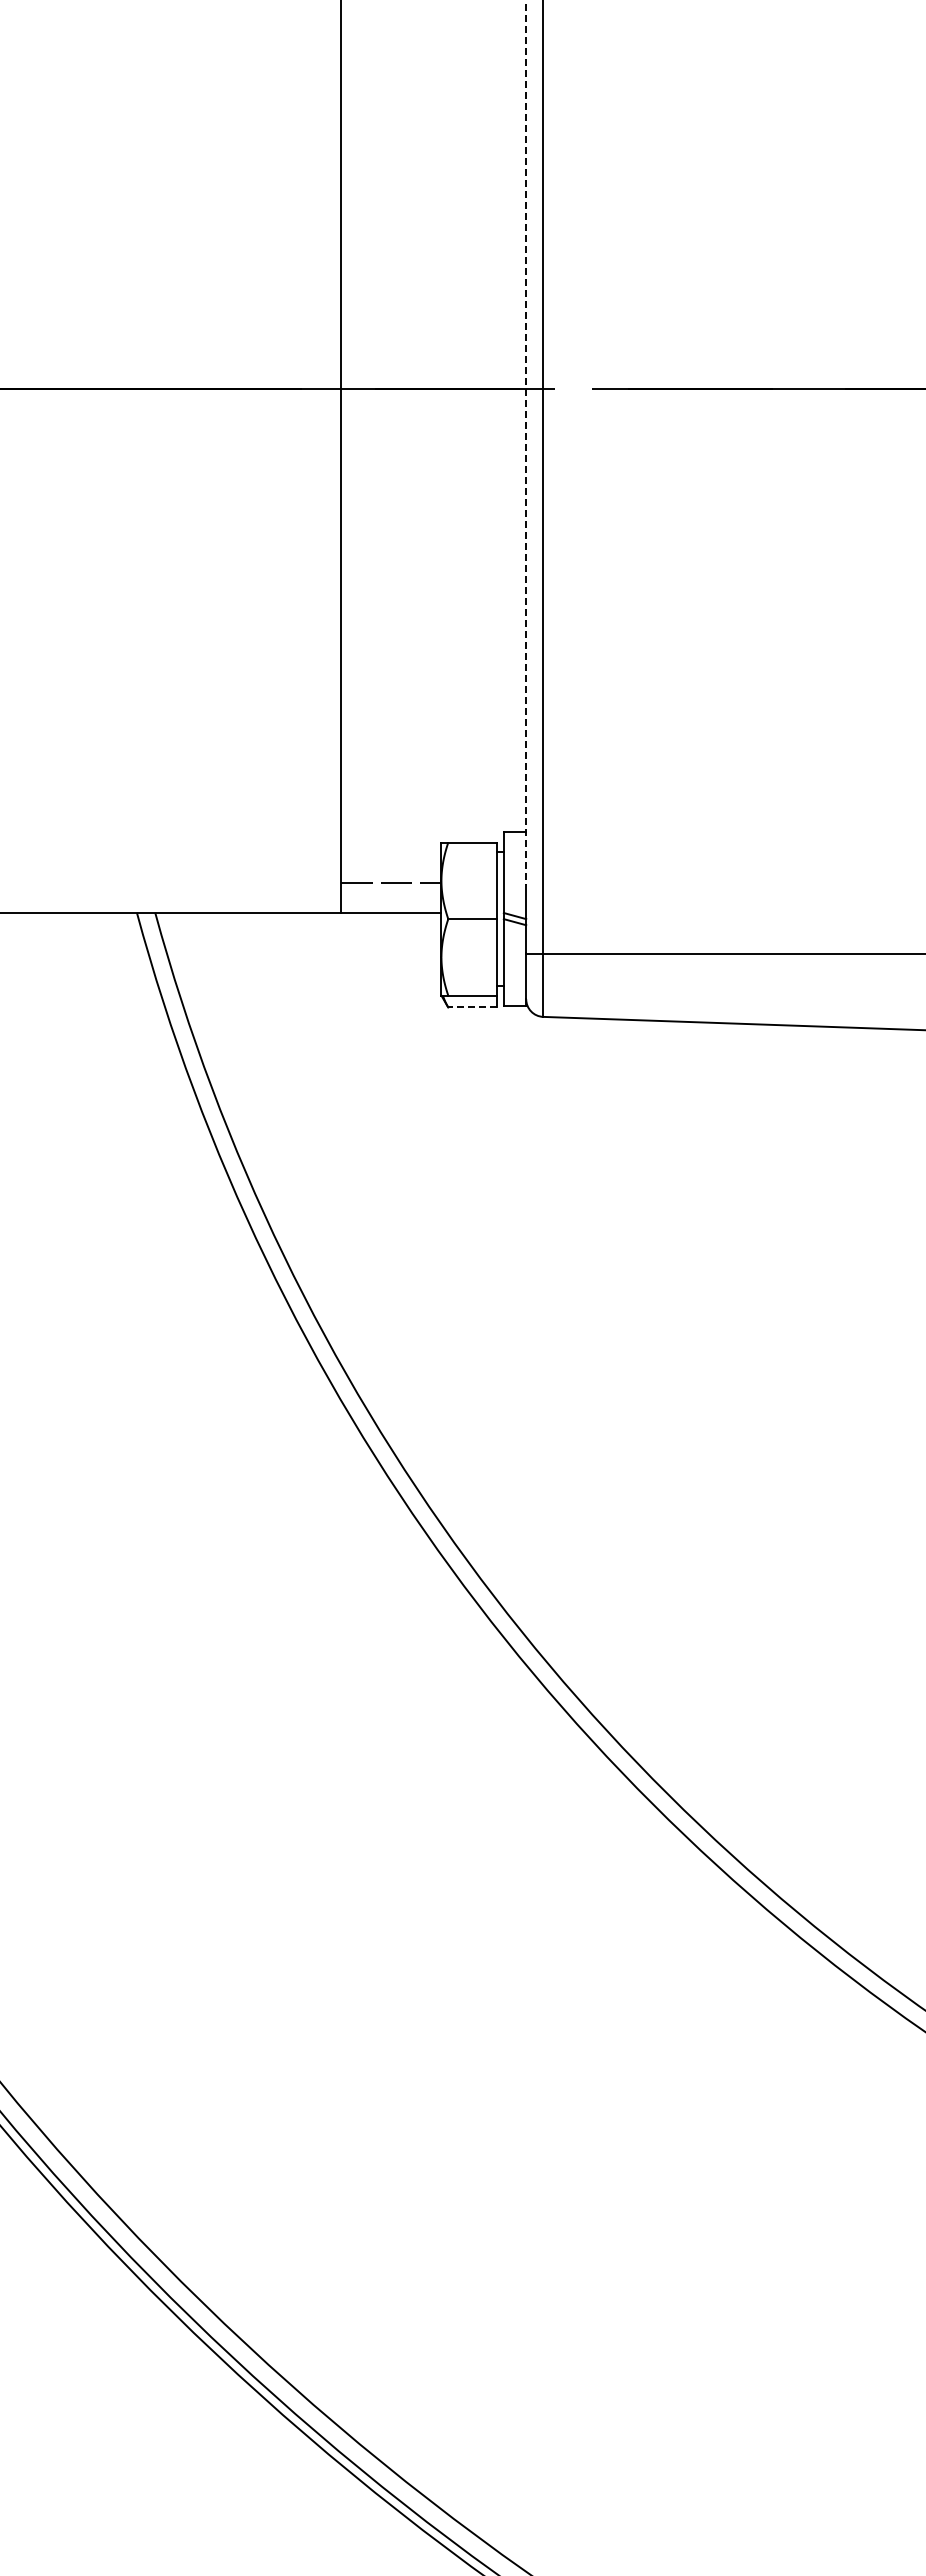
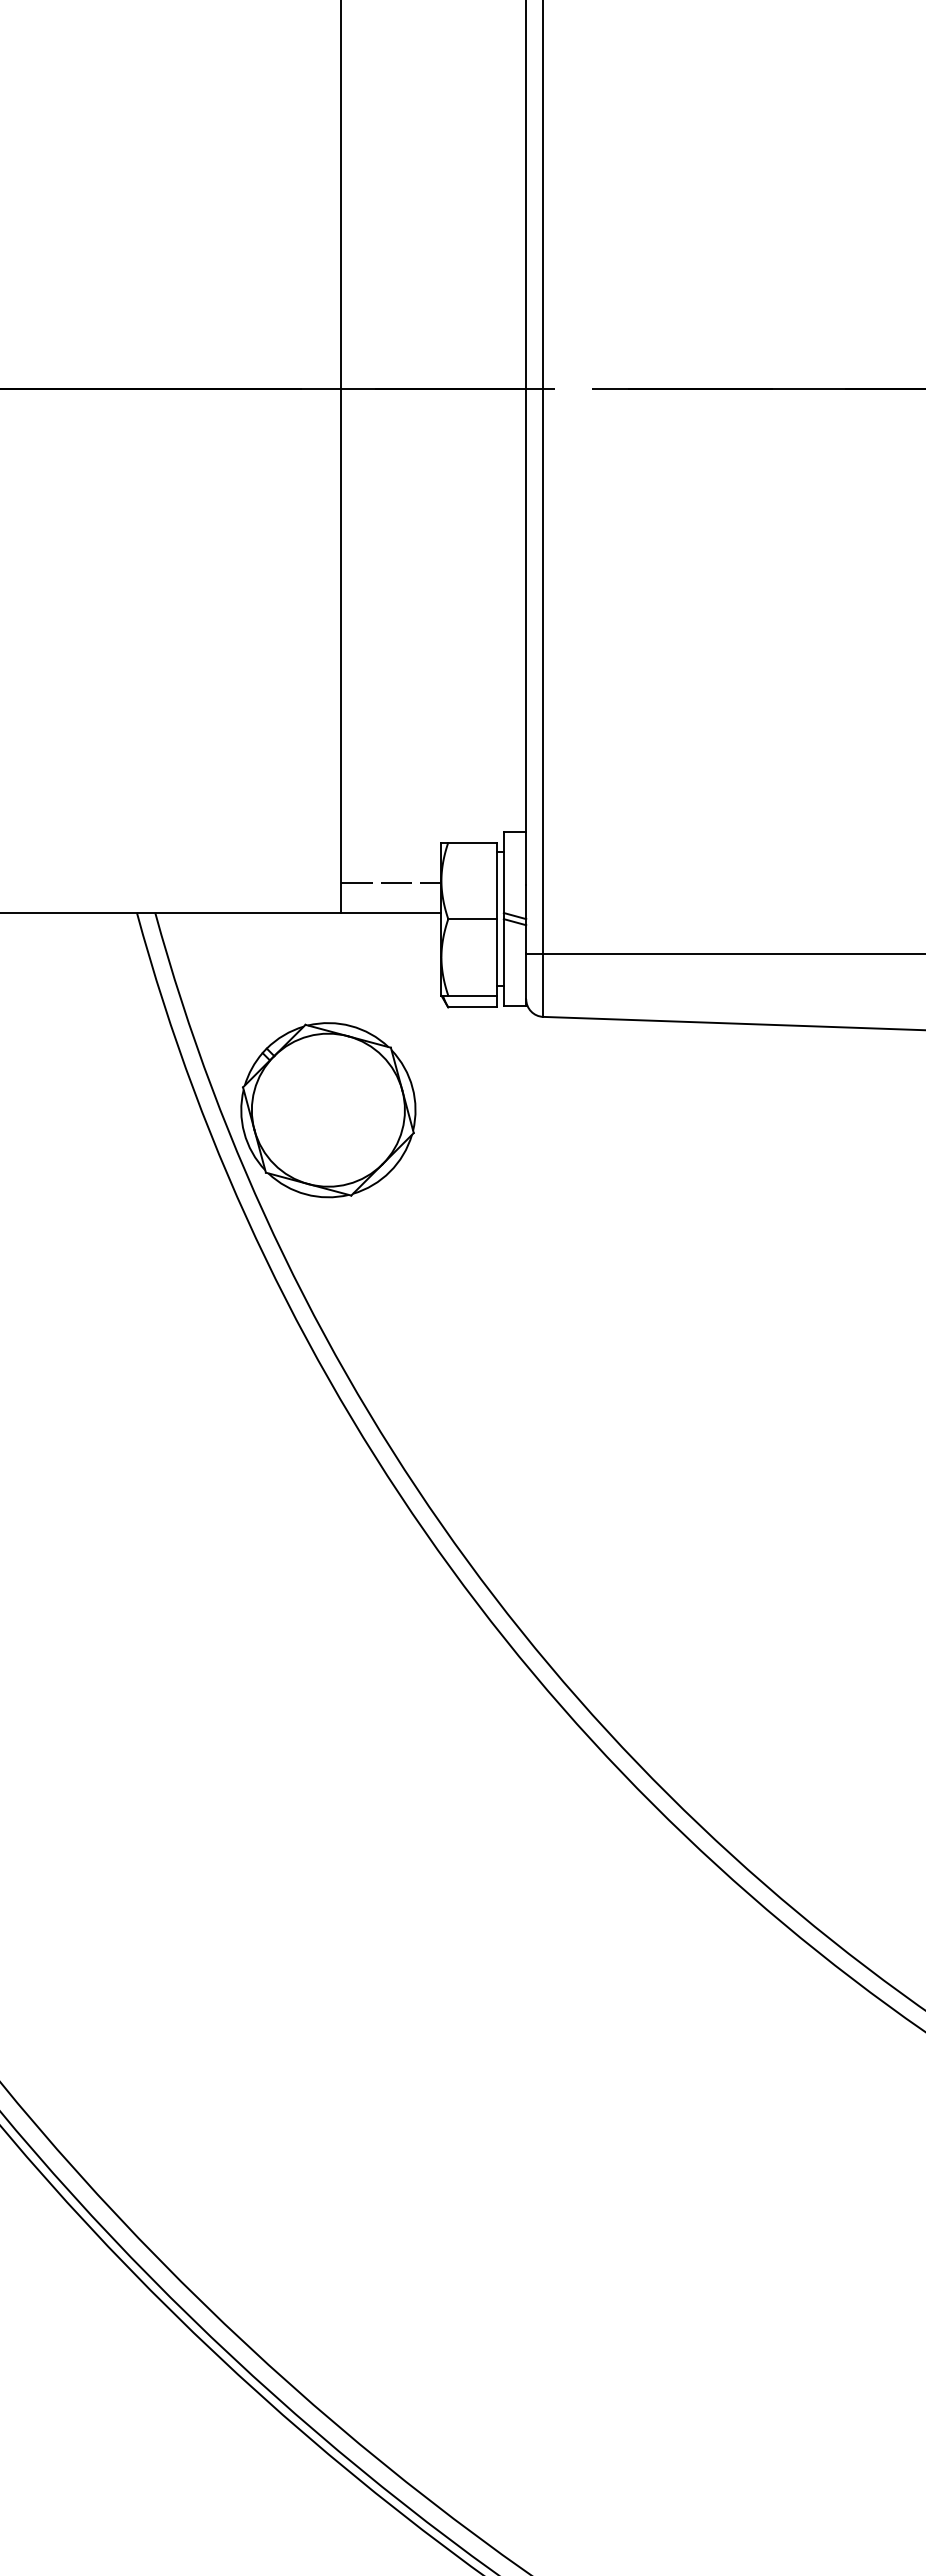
line: dashed -> solid (526, 443)
line: dashed -> solid (472, 1007)
part: none -> present (328, 1110)
